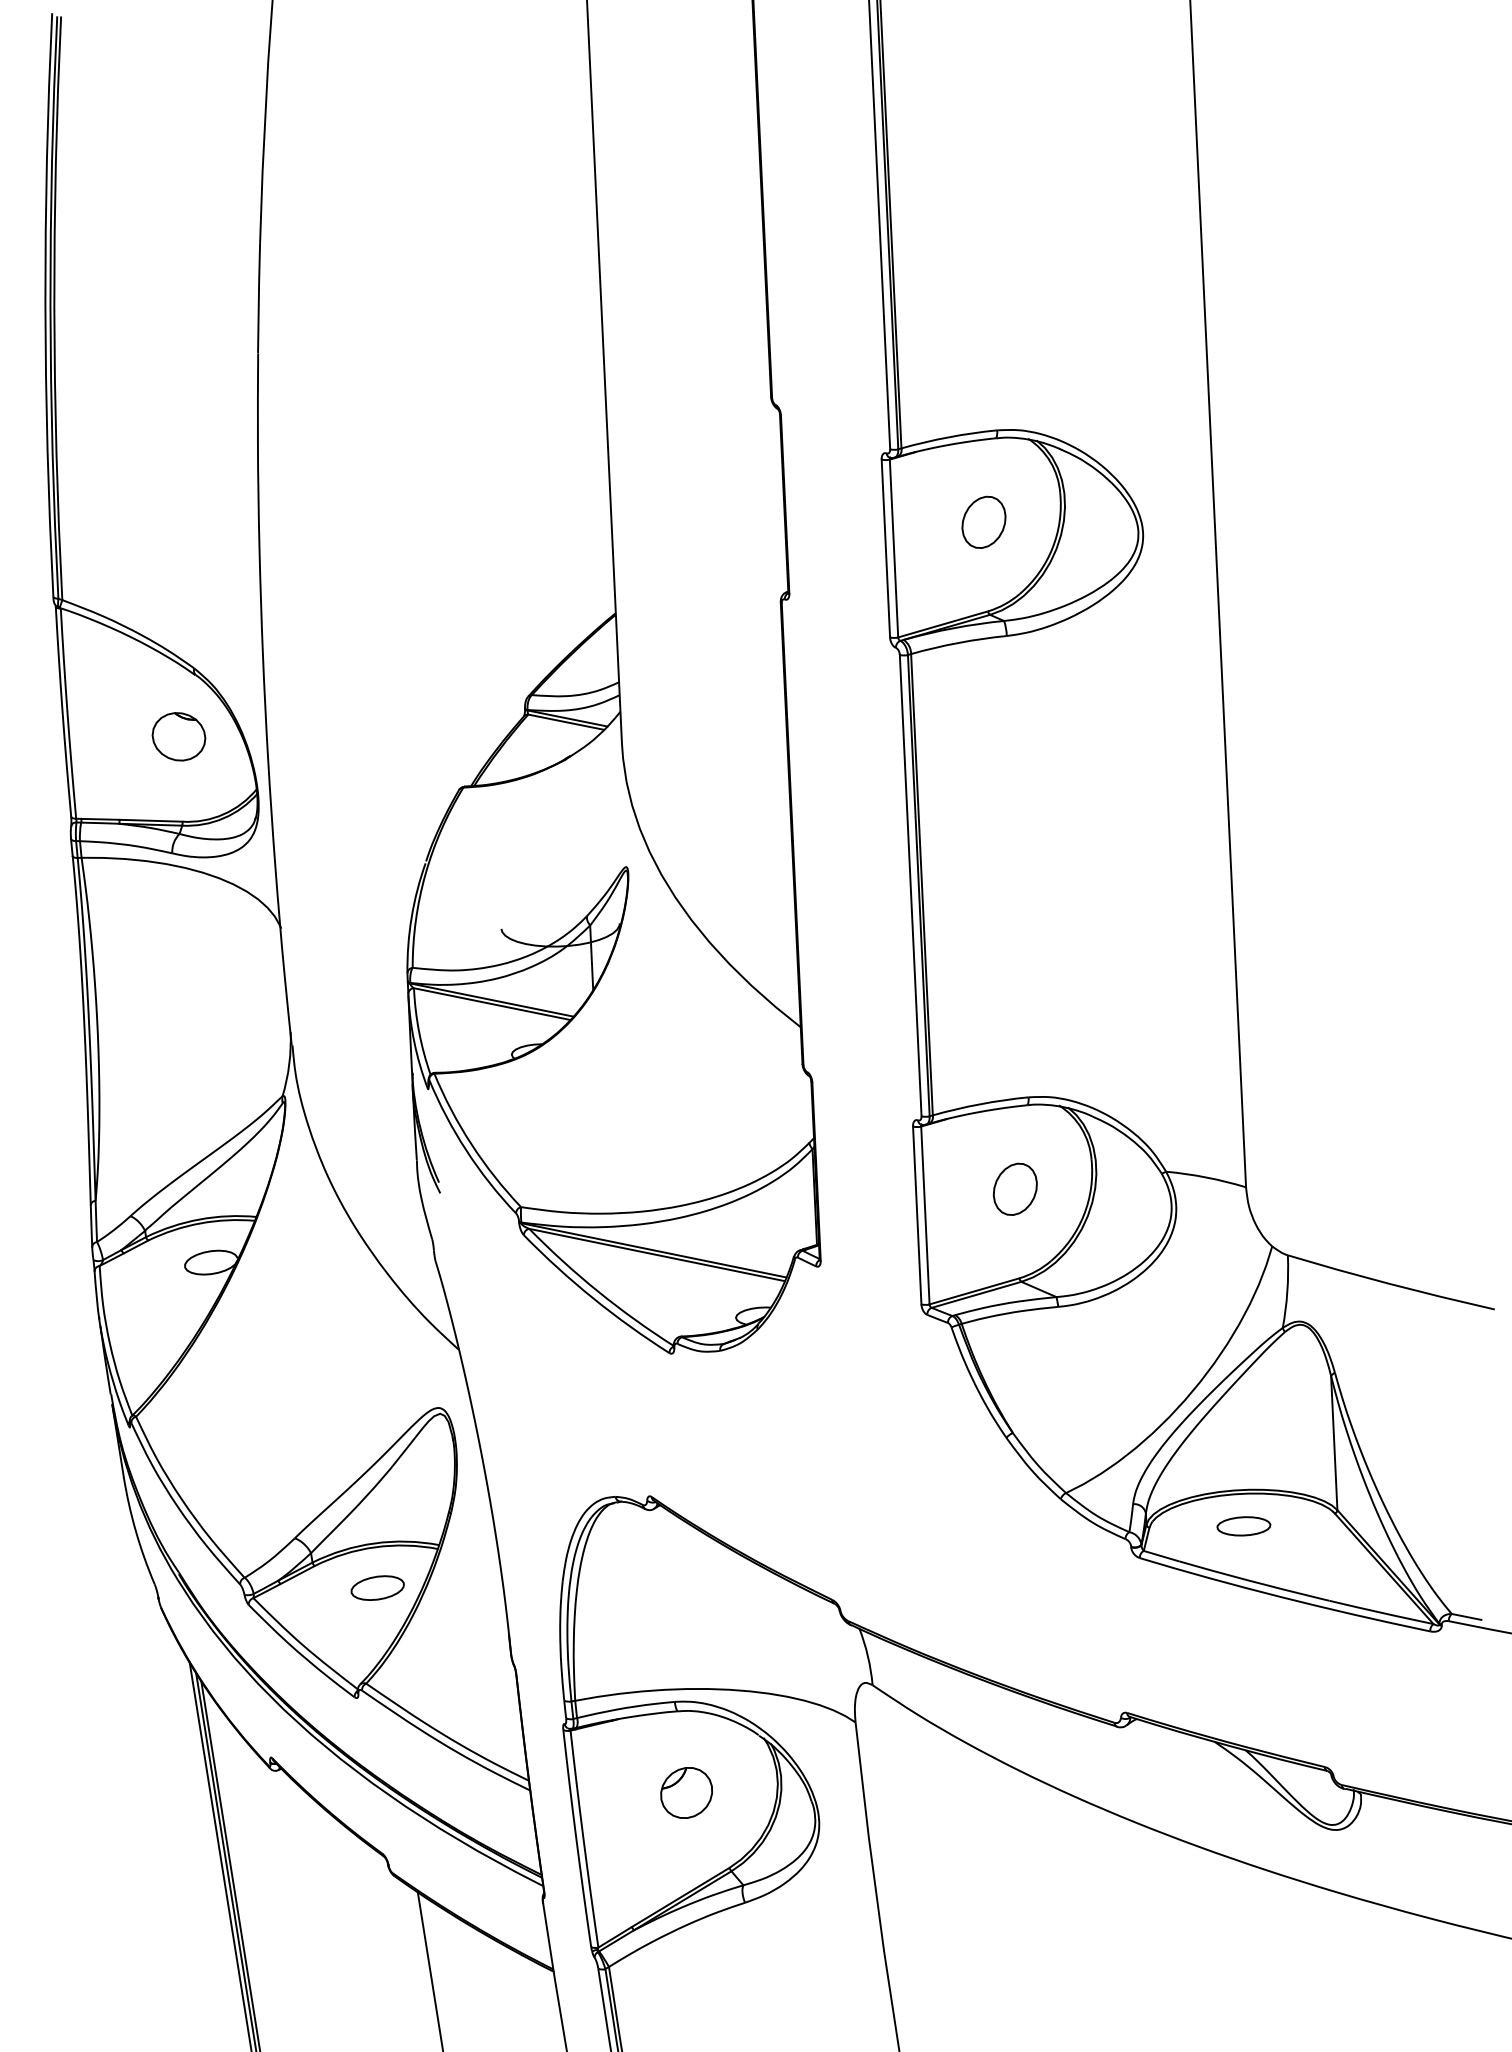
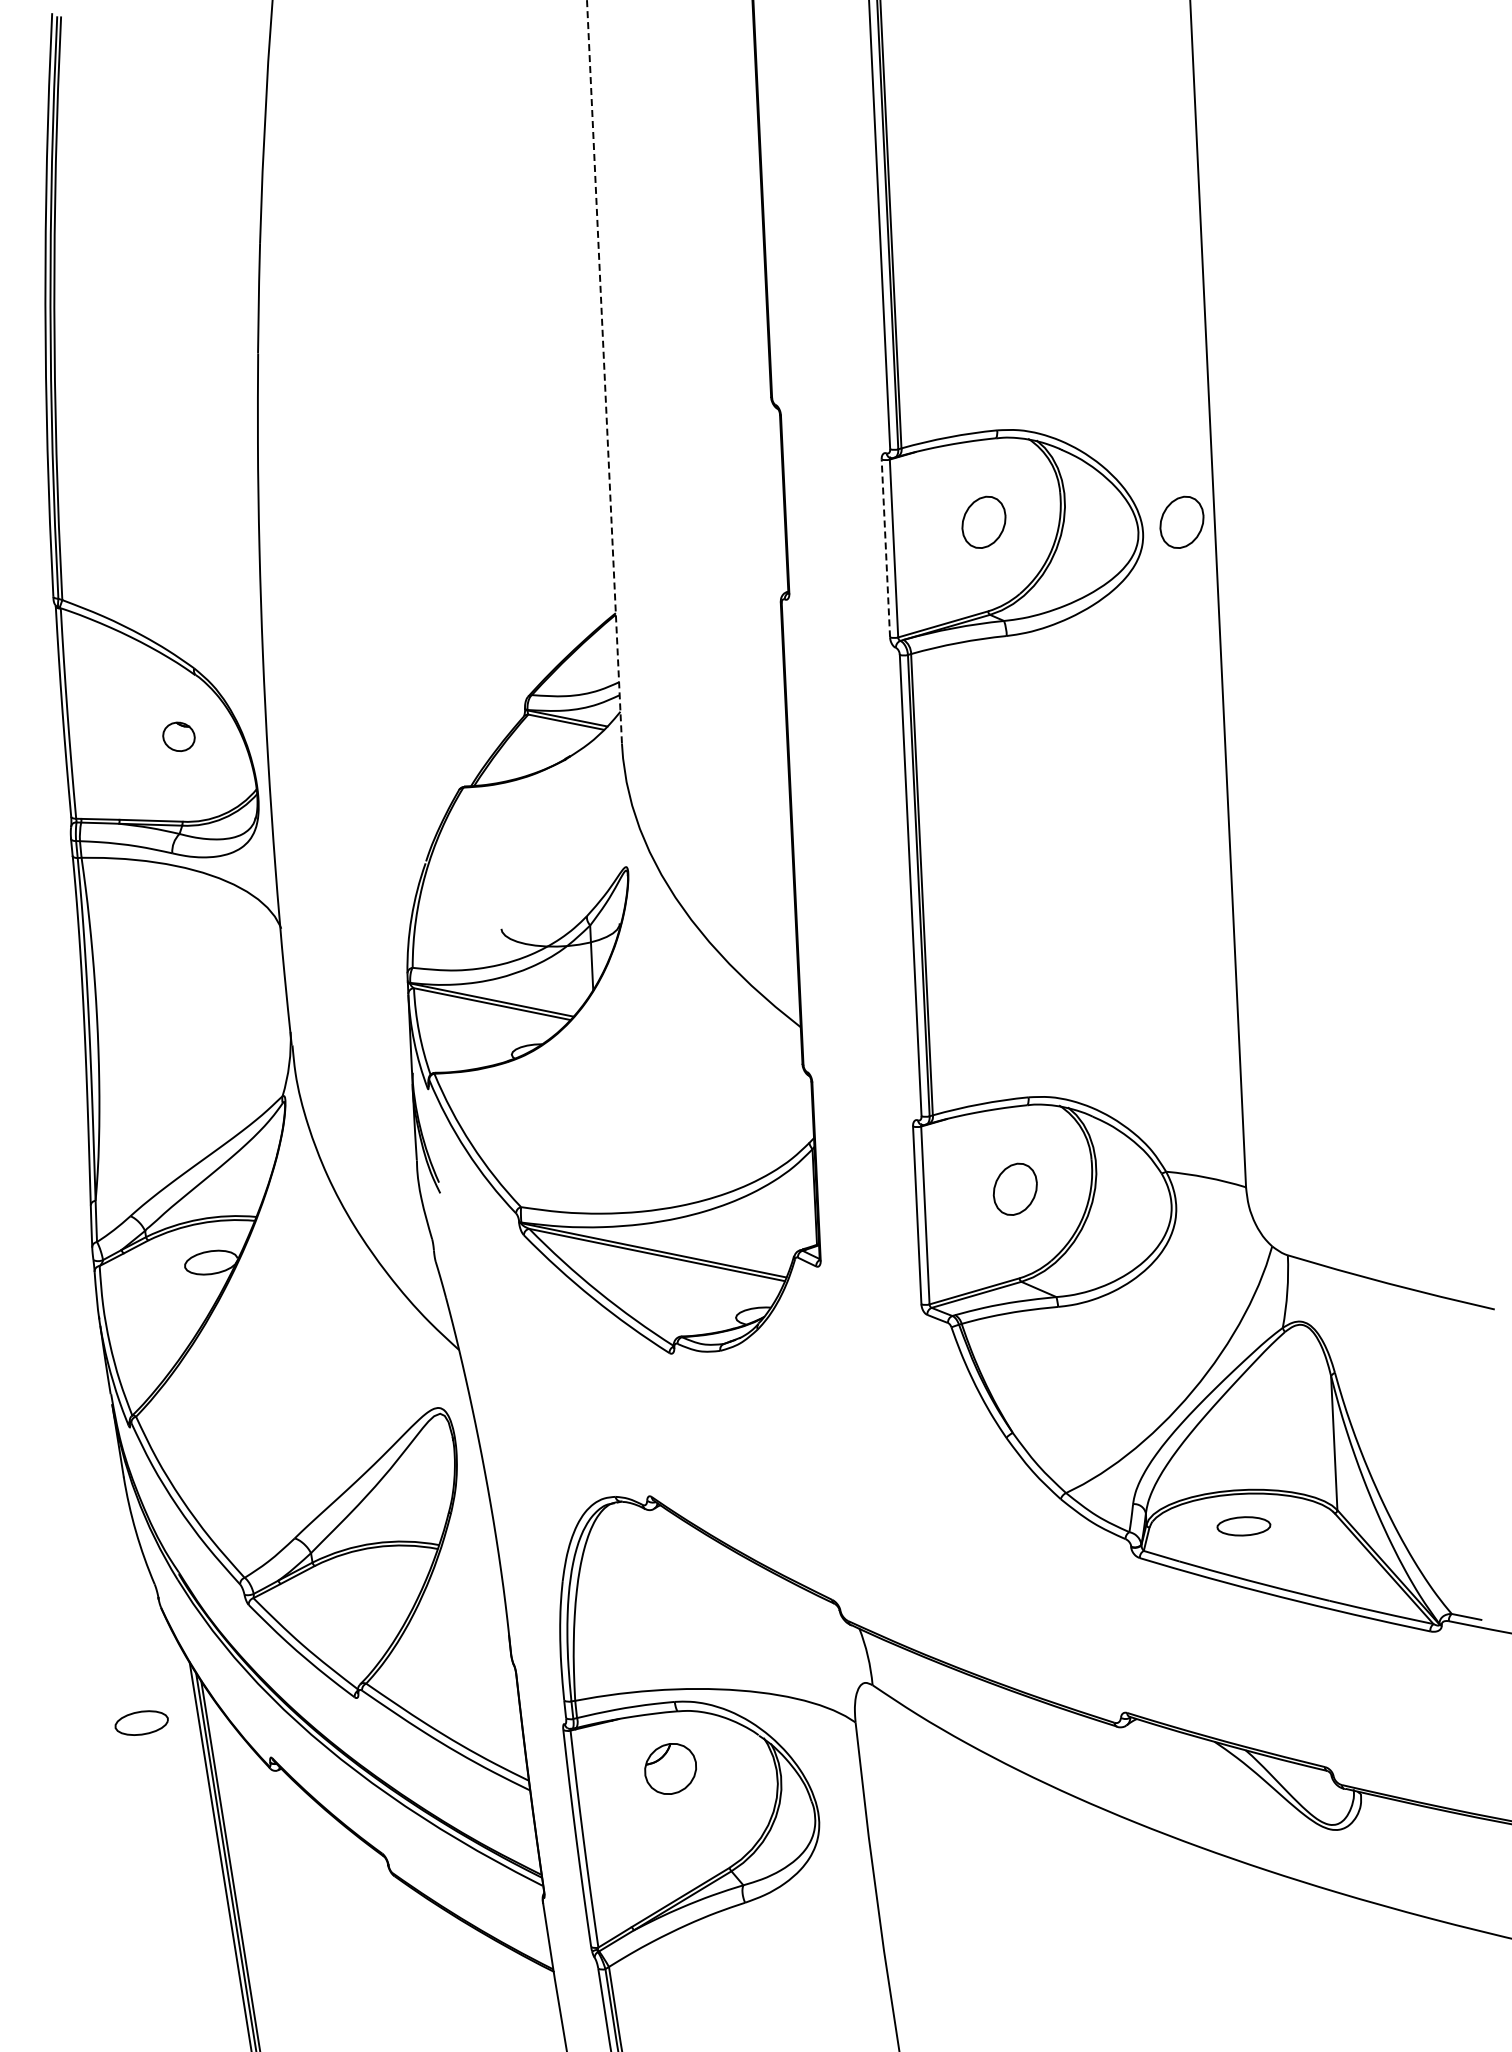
line: solid -> dashed (604, 372)
part: none -> present (1181, 521)
line: solid -> dashed (885, 547)
part size: 56x50 px -> 34x31 px (178, 736)
part position: (377, 1587) -> (141, 1722) (141, 1722)
part position: (686, 1792) -> (670, 1768) (670, 1768)
line: present -> none (429, 1970)
